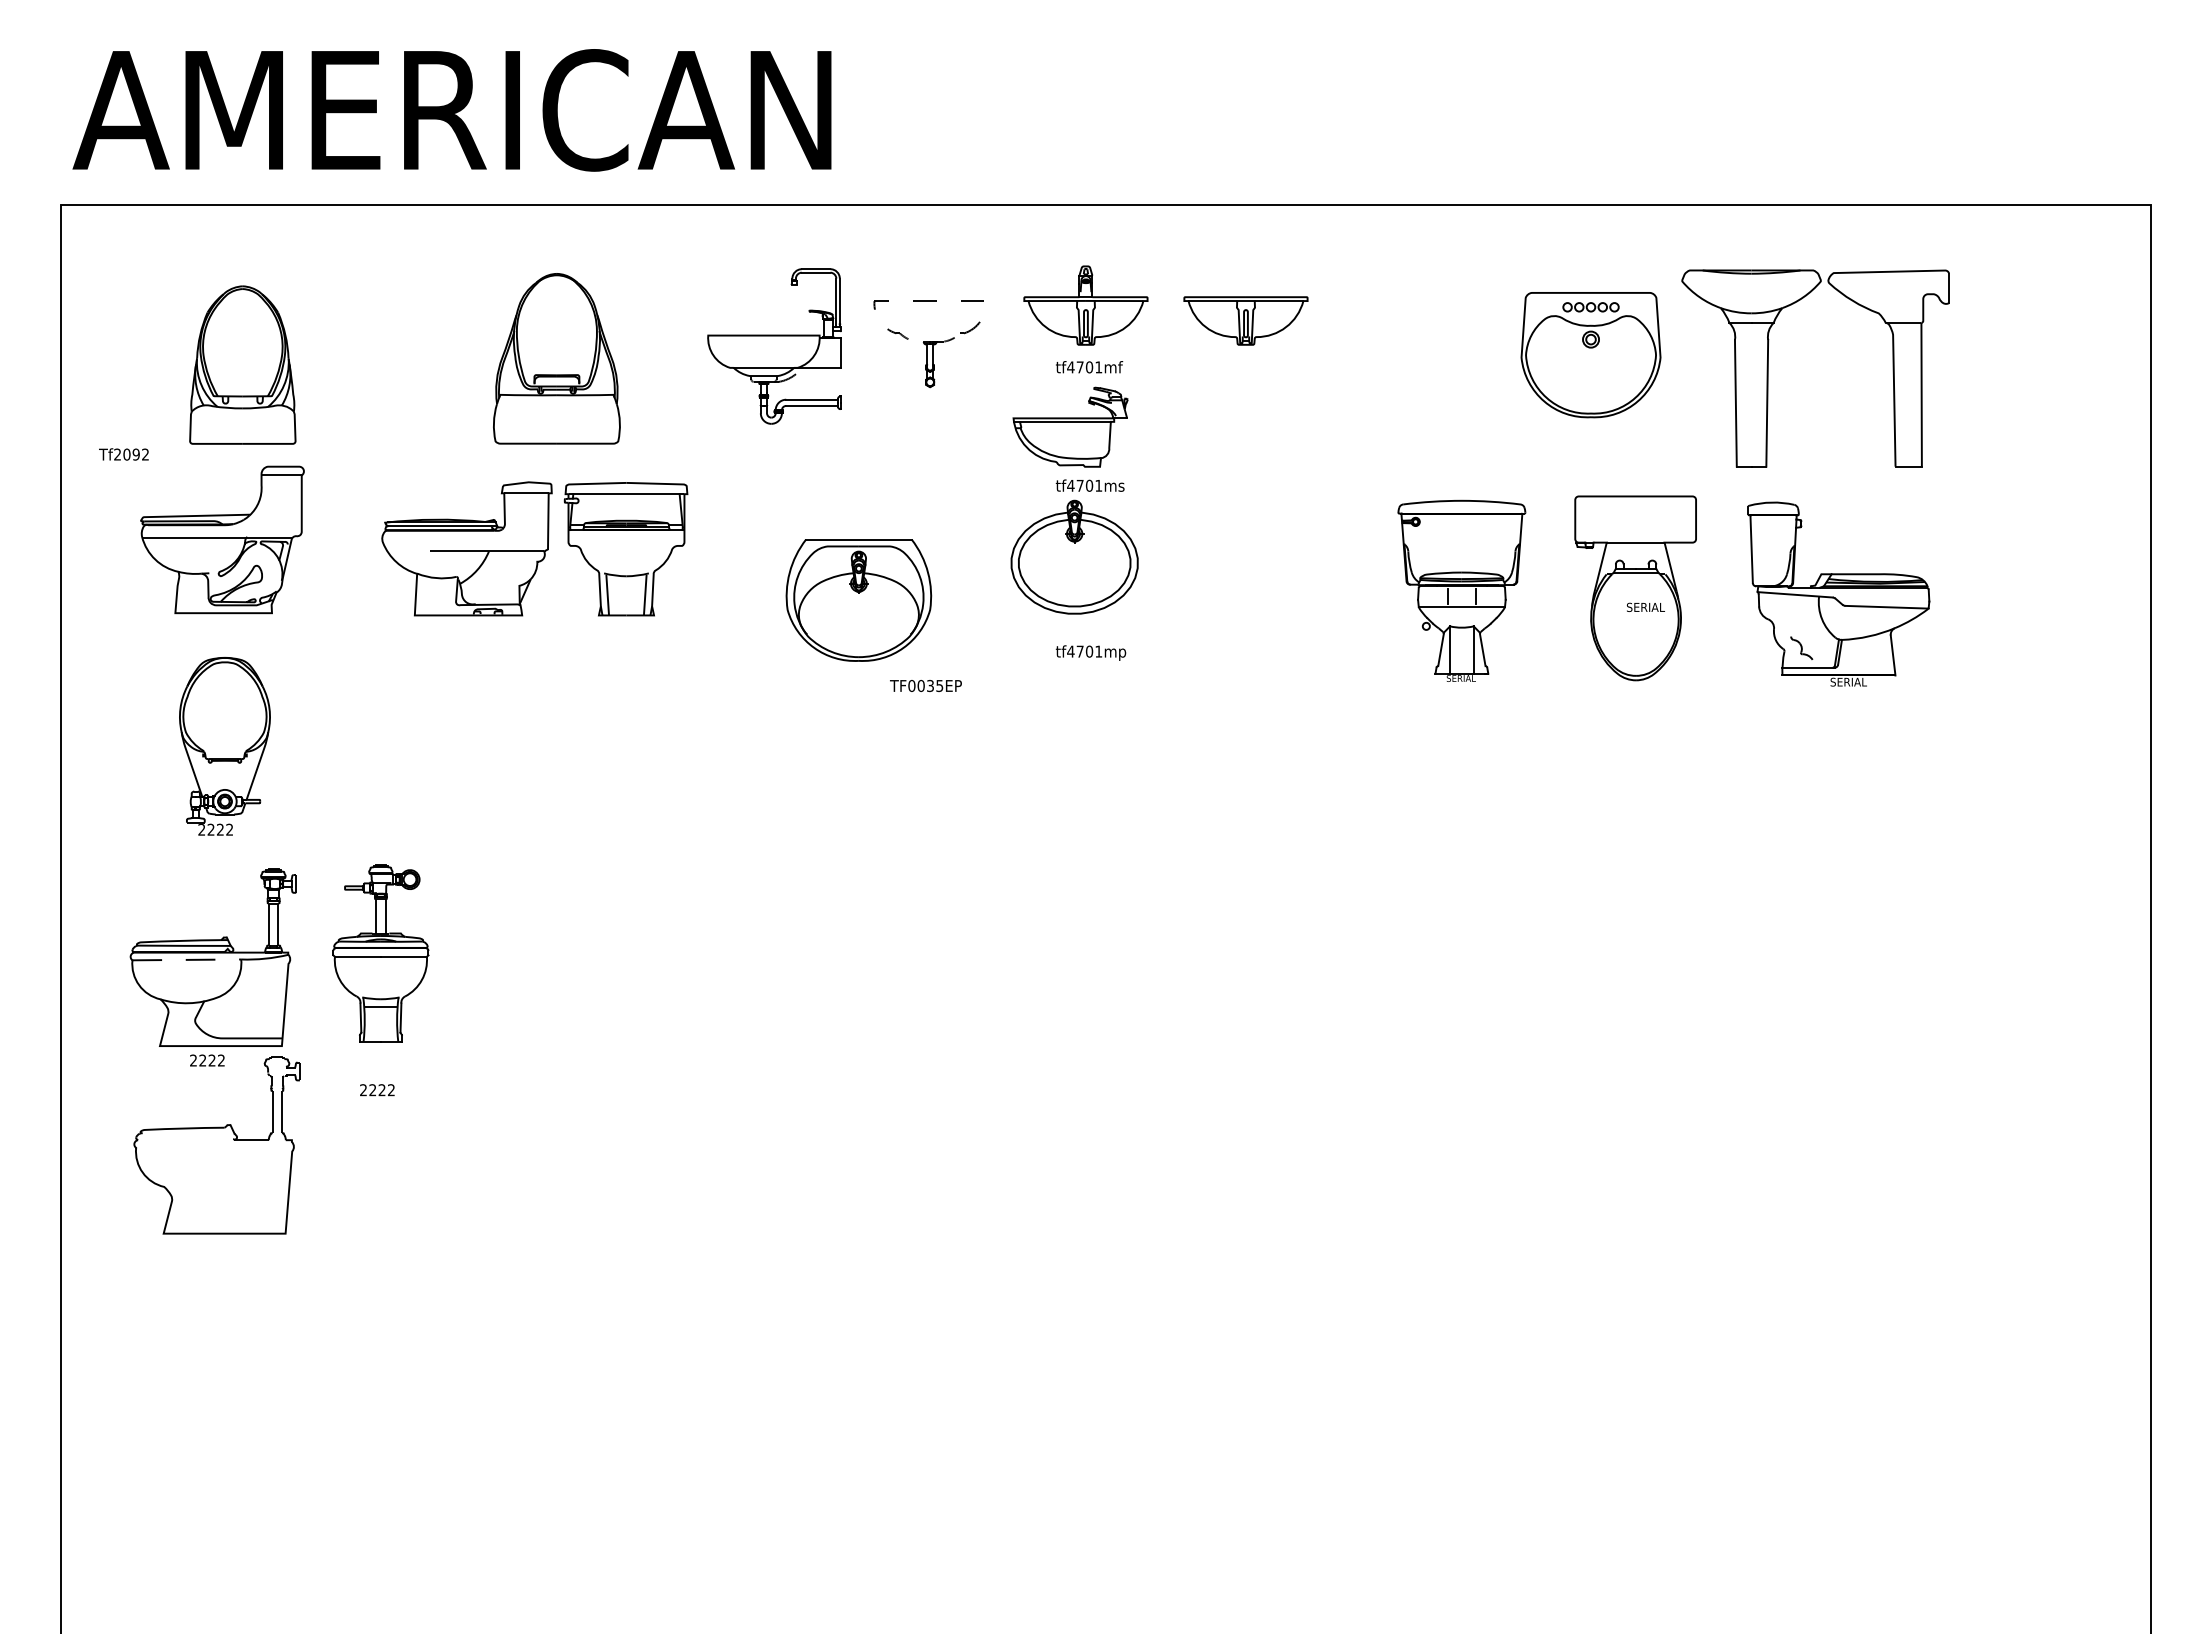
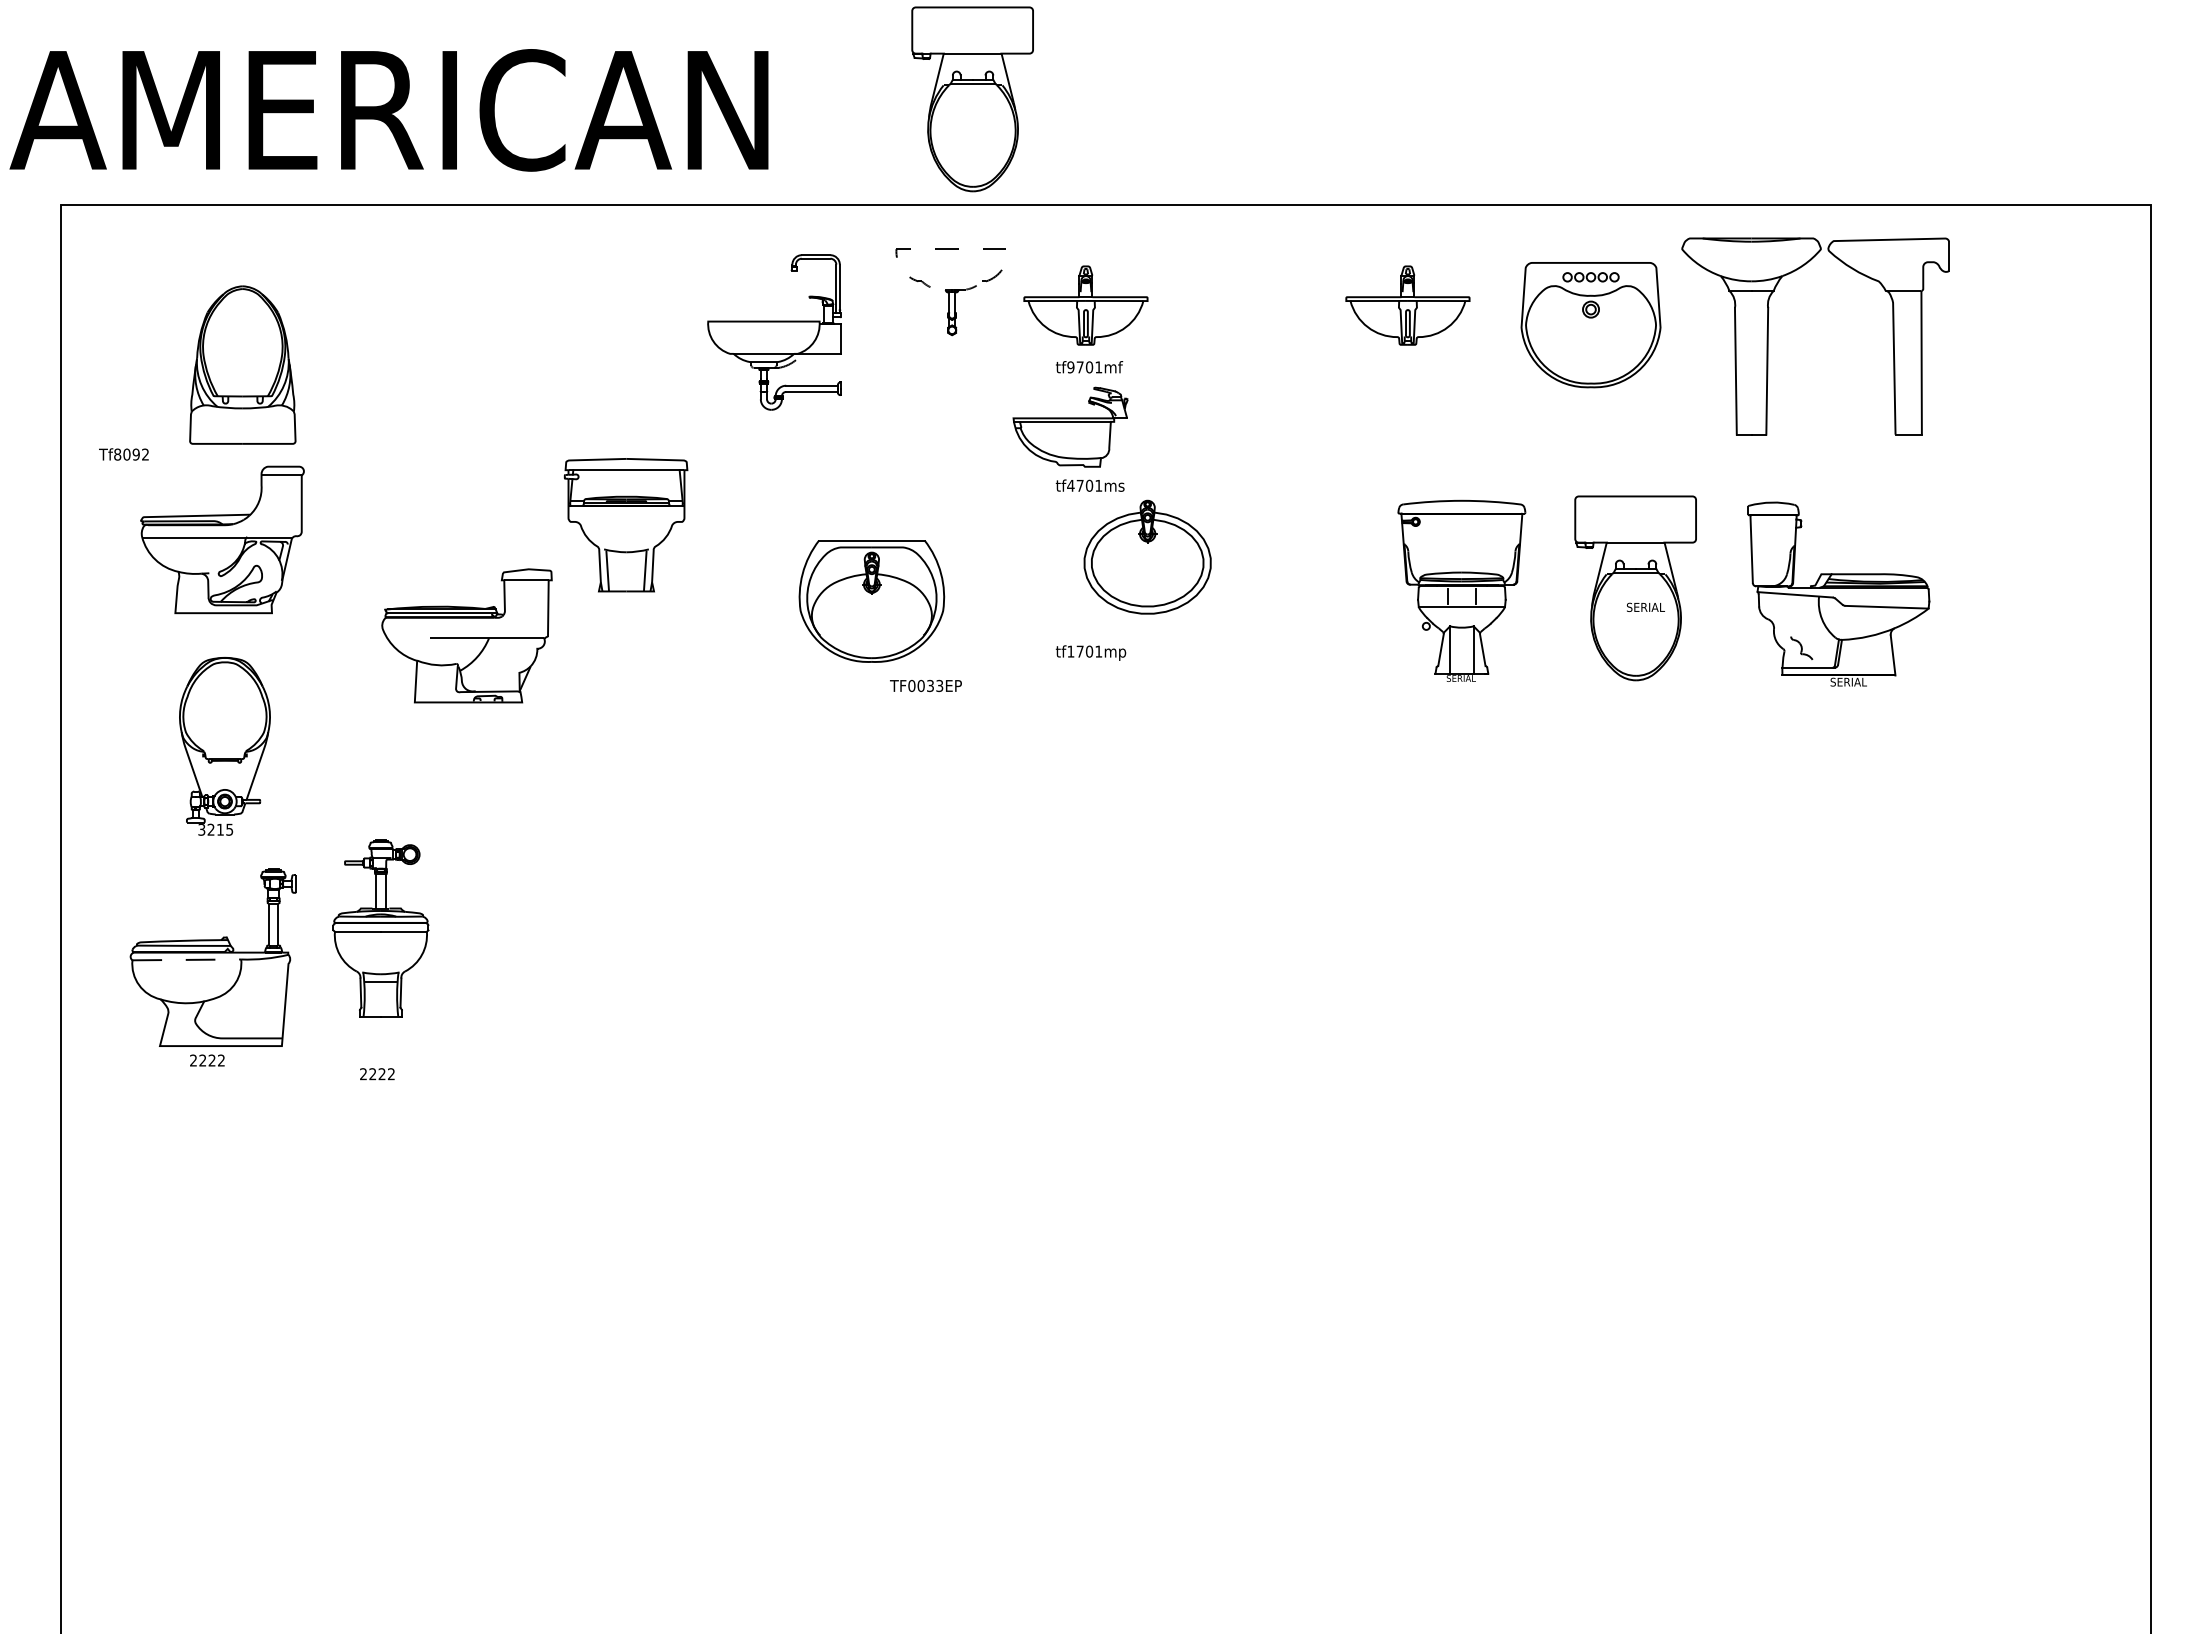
part: none -> present (972, 99)
text position: (451, 110) -> (388, 110) (388, 110)
part: none -> present (1407, 305)
part: present -> none (1245, 320)
part position: (928, 344) -> (950, 292) (950, 292)
part position: (774, 346) -> (774, 332) (774, 332)
part position: (1590, 355) -> (1590, 325) (1590, 325)
part: present -> none (556, 358)
text: tf4701mf -> tf9701mf (1070, 367)
part position: (1768, 368) -> (1768, 336) (1768, 336)
text: Tf2092 -> Tf8092 (117, 454)
part position: (466, 548) -> (466, 635) (466, 635)
part position: (625, 549) -> (625, 525) (625, 525)
part position: (1074, 556) -> (1147, 556) (1147, 556)
part position: (858, 600) -> (871, 601) (871, 601)
text: tf4701mp -> tf1701mp (1070, 651)
text: TF0035EP -> TF0033EP (939, 684)
text: 2222 -> 3215 (215, 829)
part position: (380, 953) -> (380, 928) (380, 928)
text position: (377, 1090) -> (377, 1074) (377, 1074)
part: present -> none (216, 1145)
